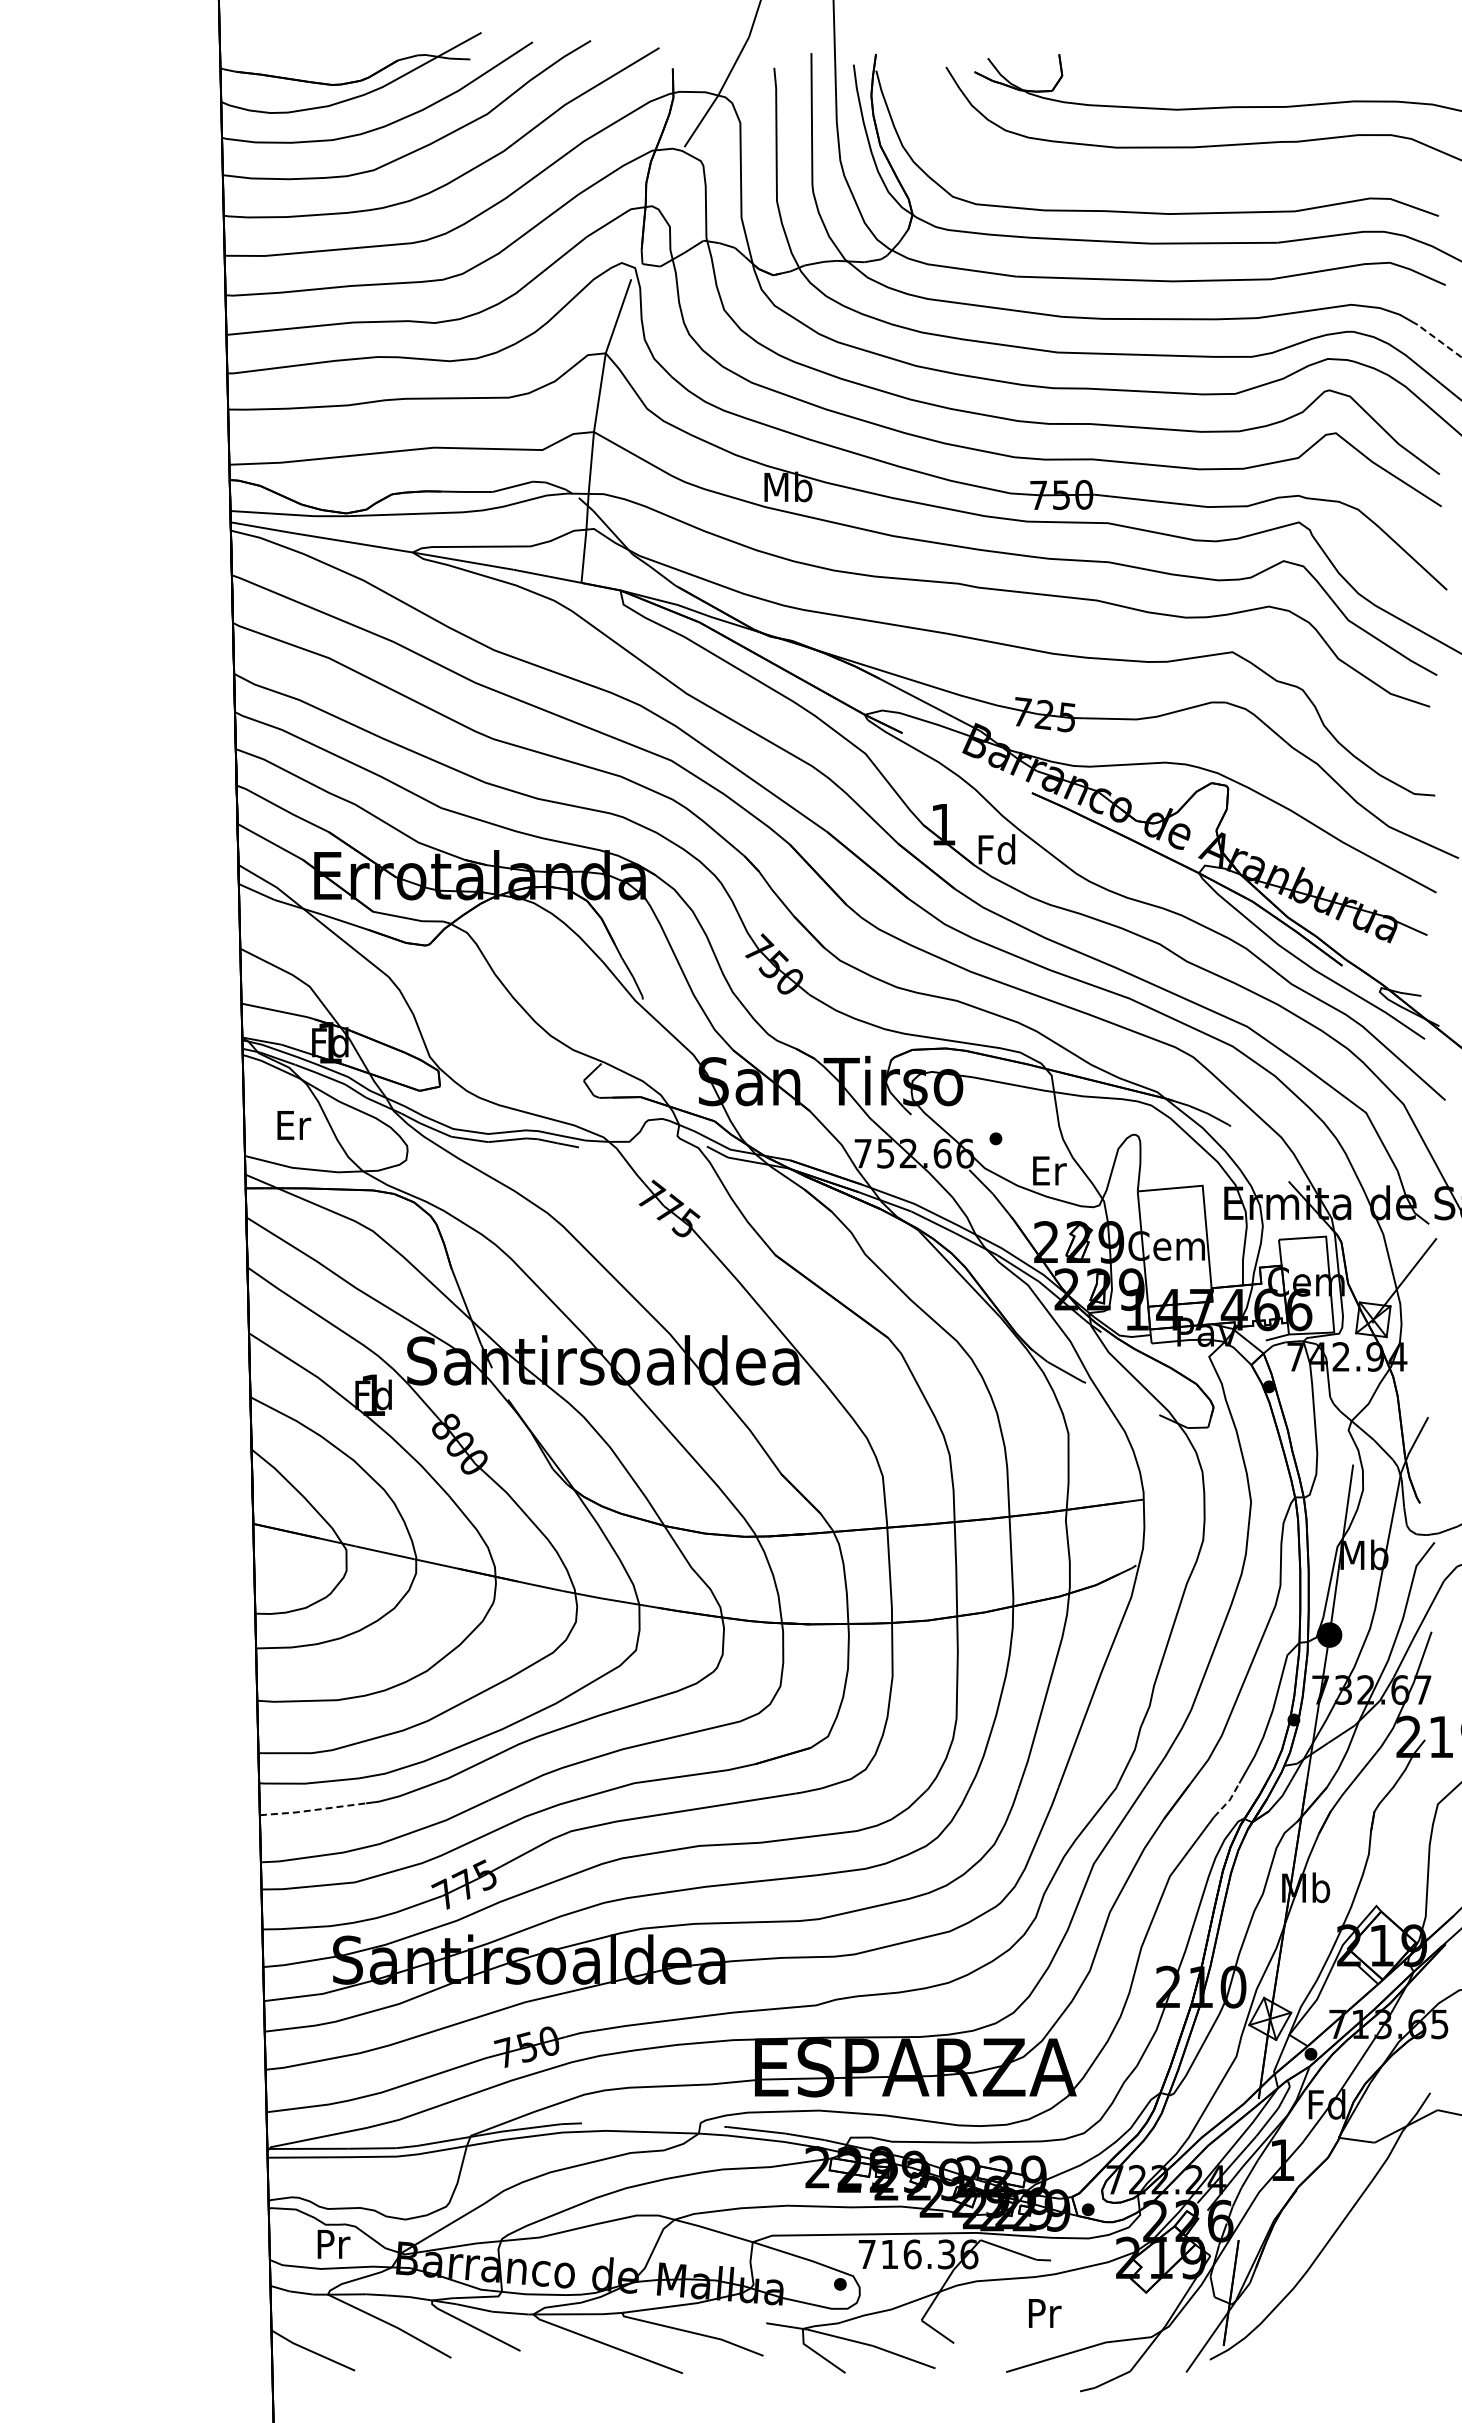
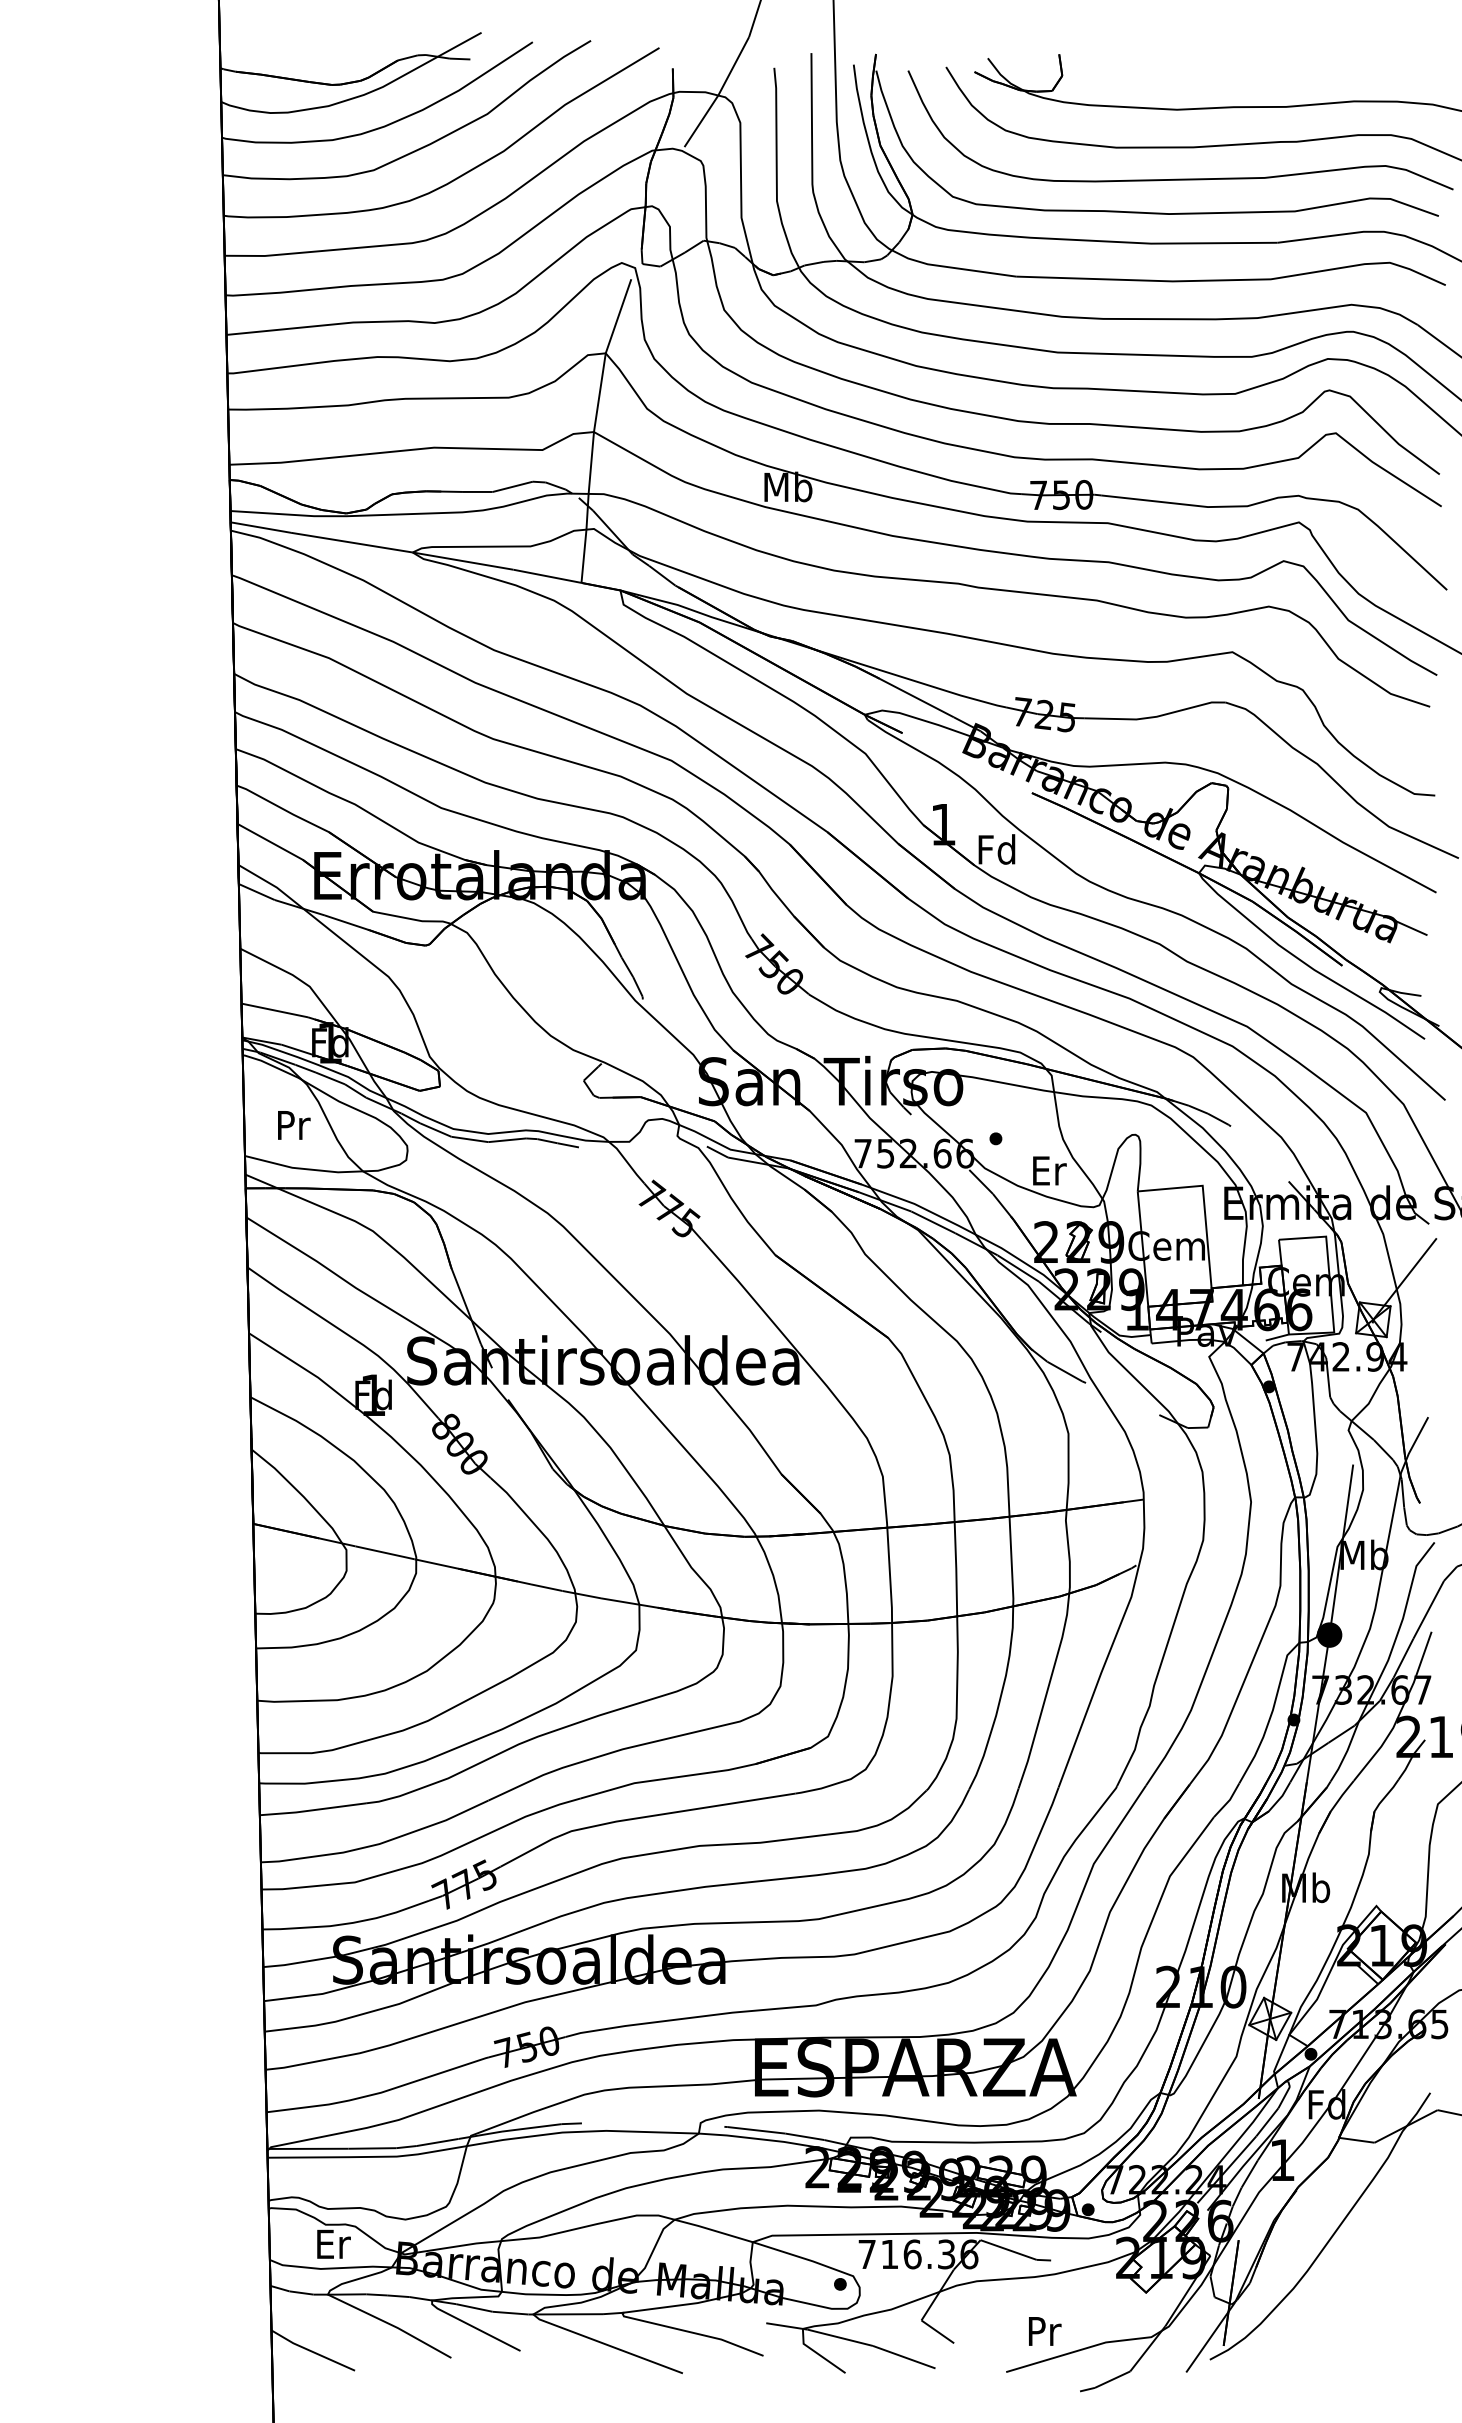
curve: none -> present (1180, 178)
line: dashed -> solid (1439, 340)
text: Er -> Pr (294, 1125)
line: dashed -> solid (1228, 1801)
line: dashed -> solid (312, 1810)
text: Pr -> Er (333, 2243)
text position: (1045, 2313) -> (1045, 2331) (1045, 2331)
